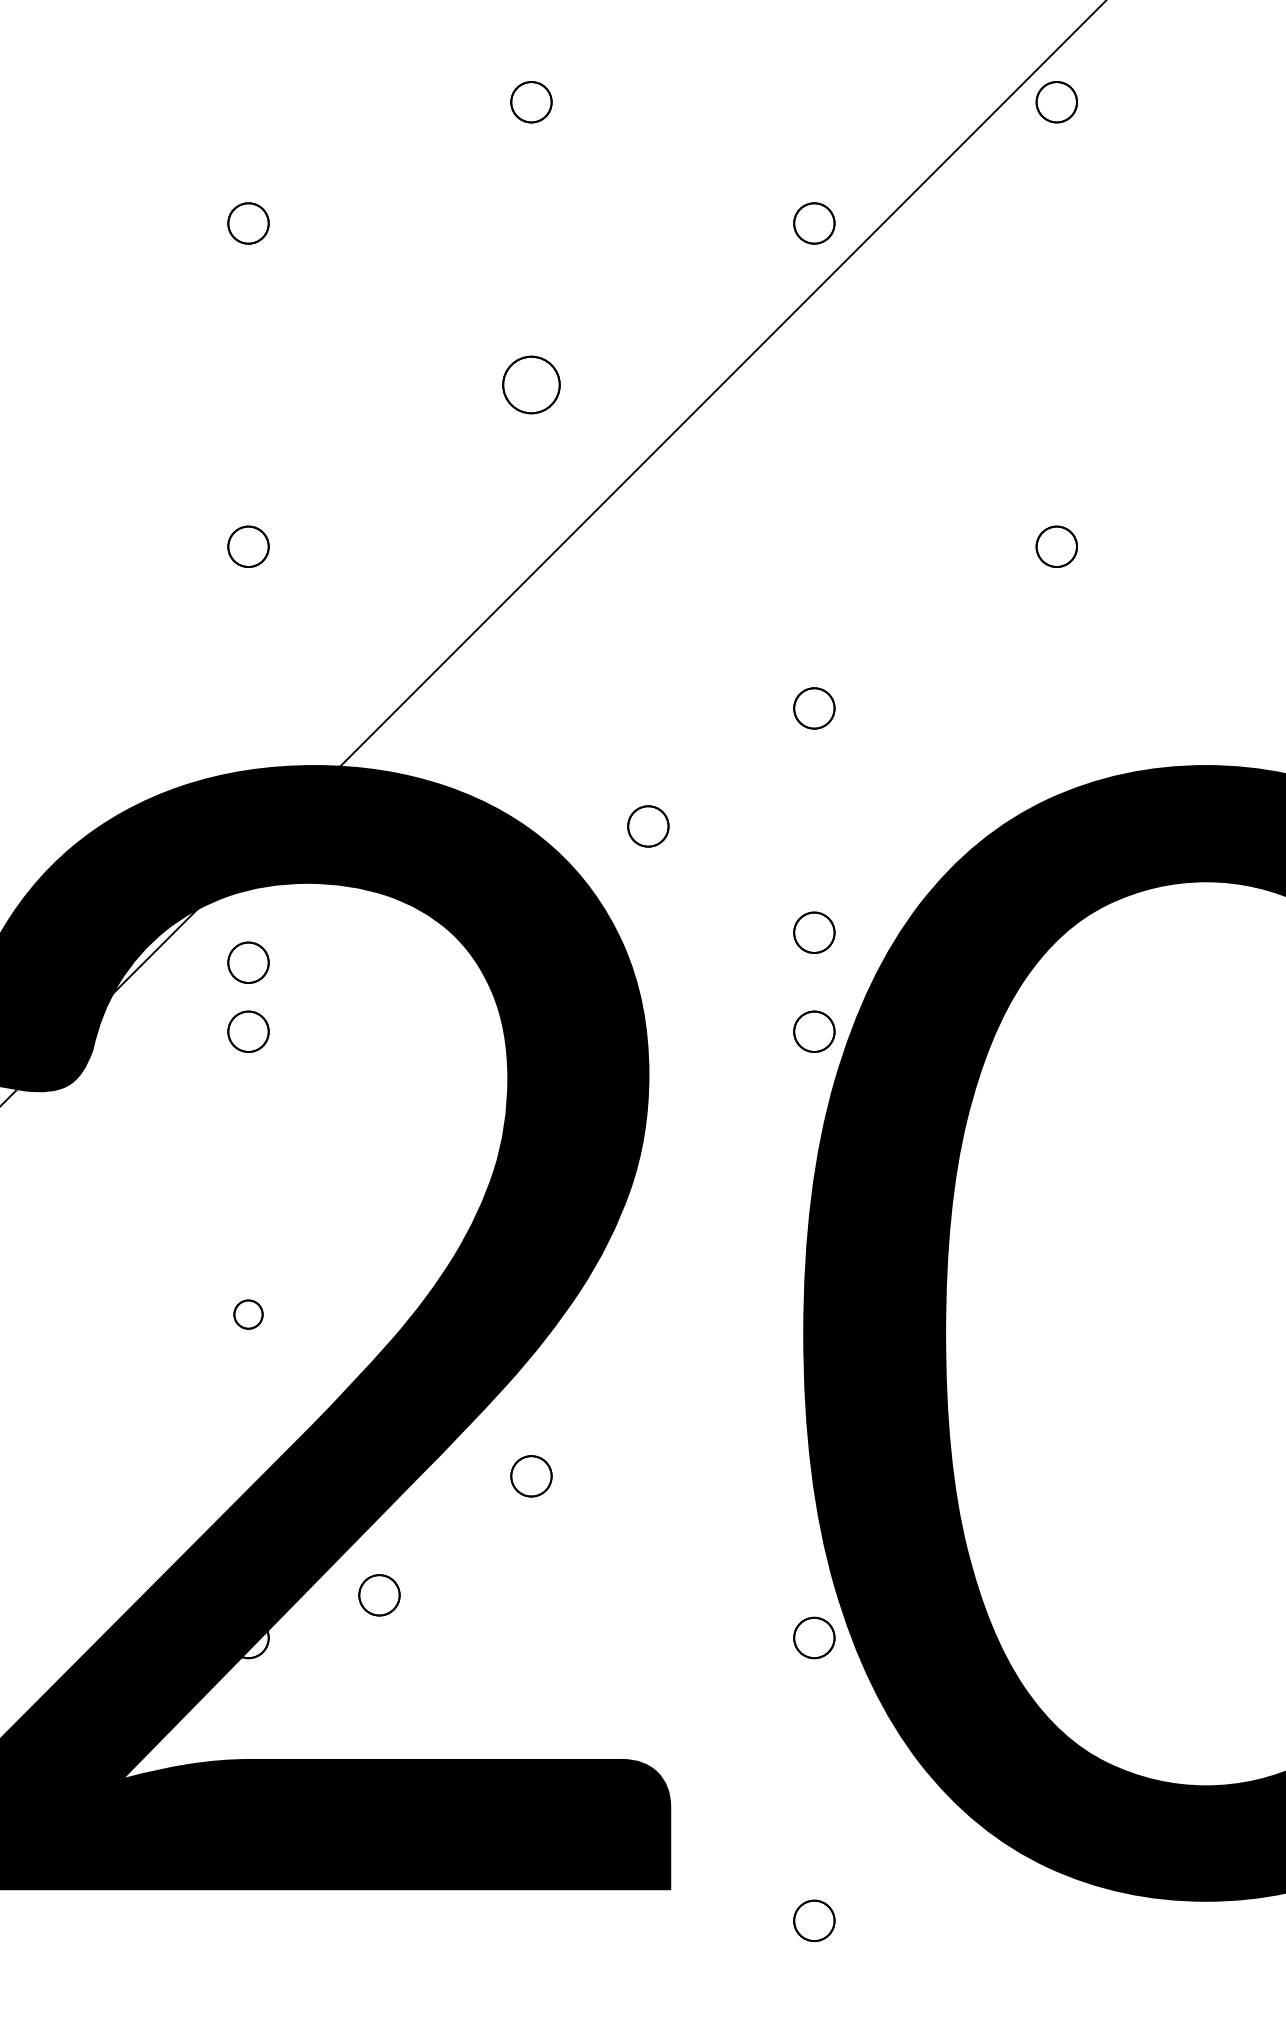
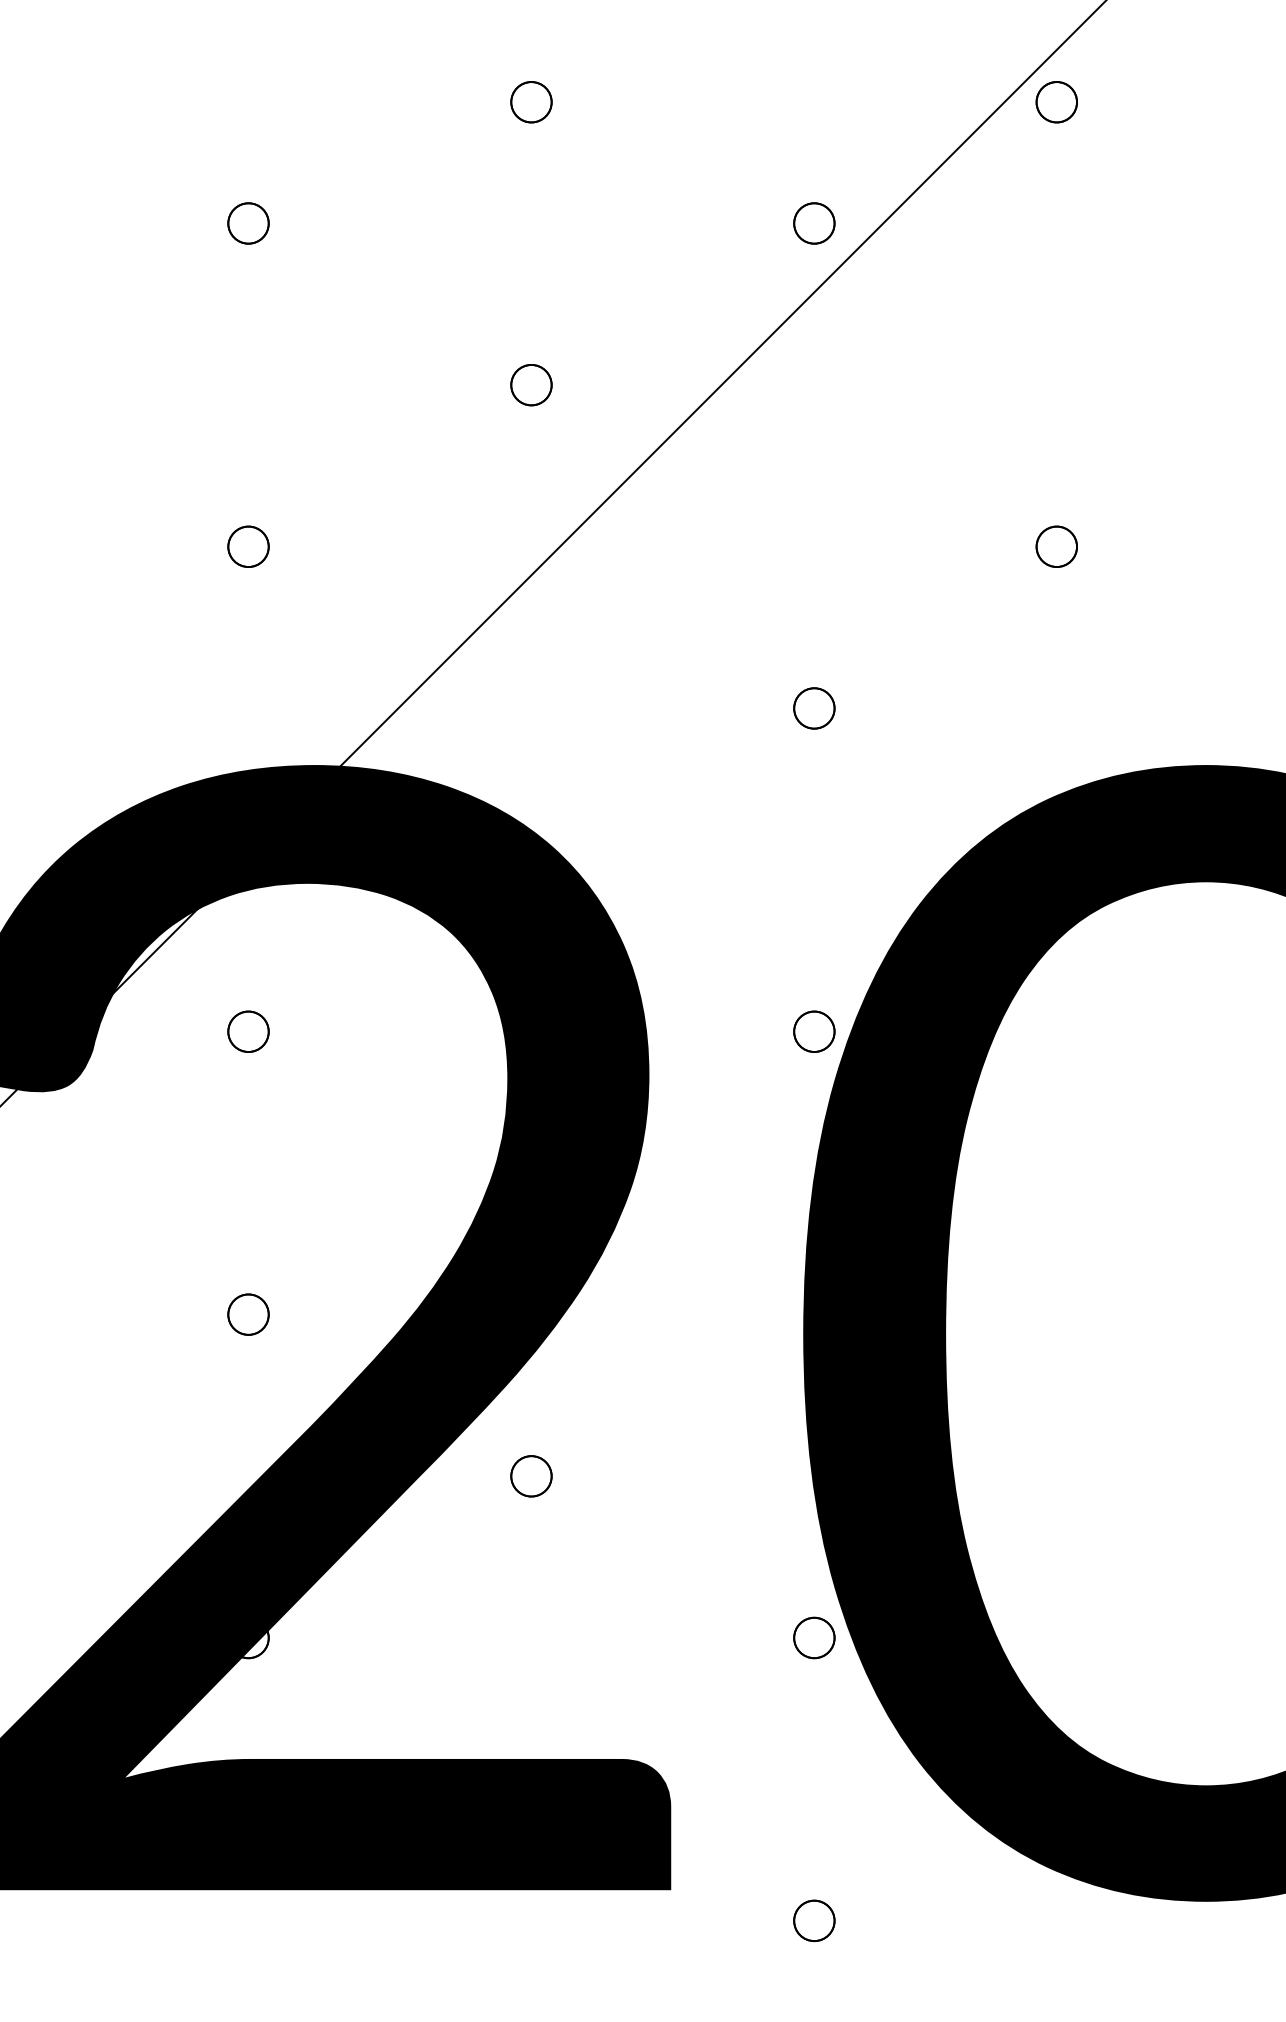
part size: 59x60 px -> 43x43 px (531, 385)
part: present -> none (648, 826)
part: present -> none (814, 932)
part: present -> none (248, 962)
part size: 31x31 px -> 43x43 px (248, 1314)
part: present -> none (379, 1595)
